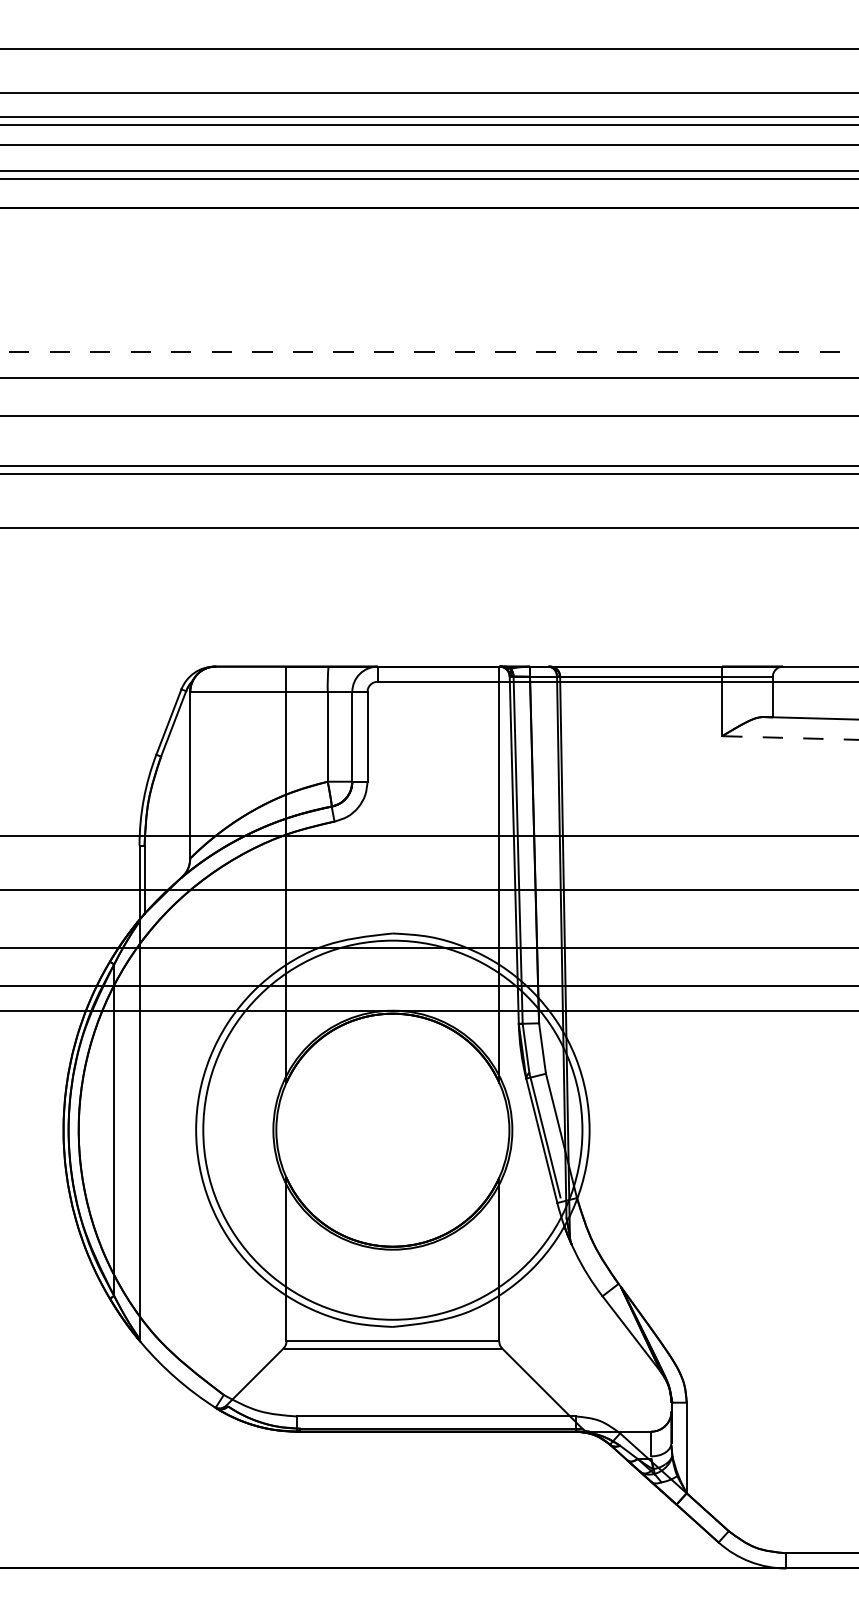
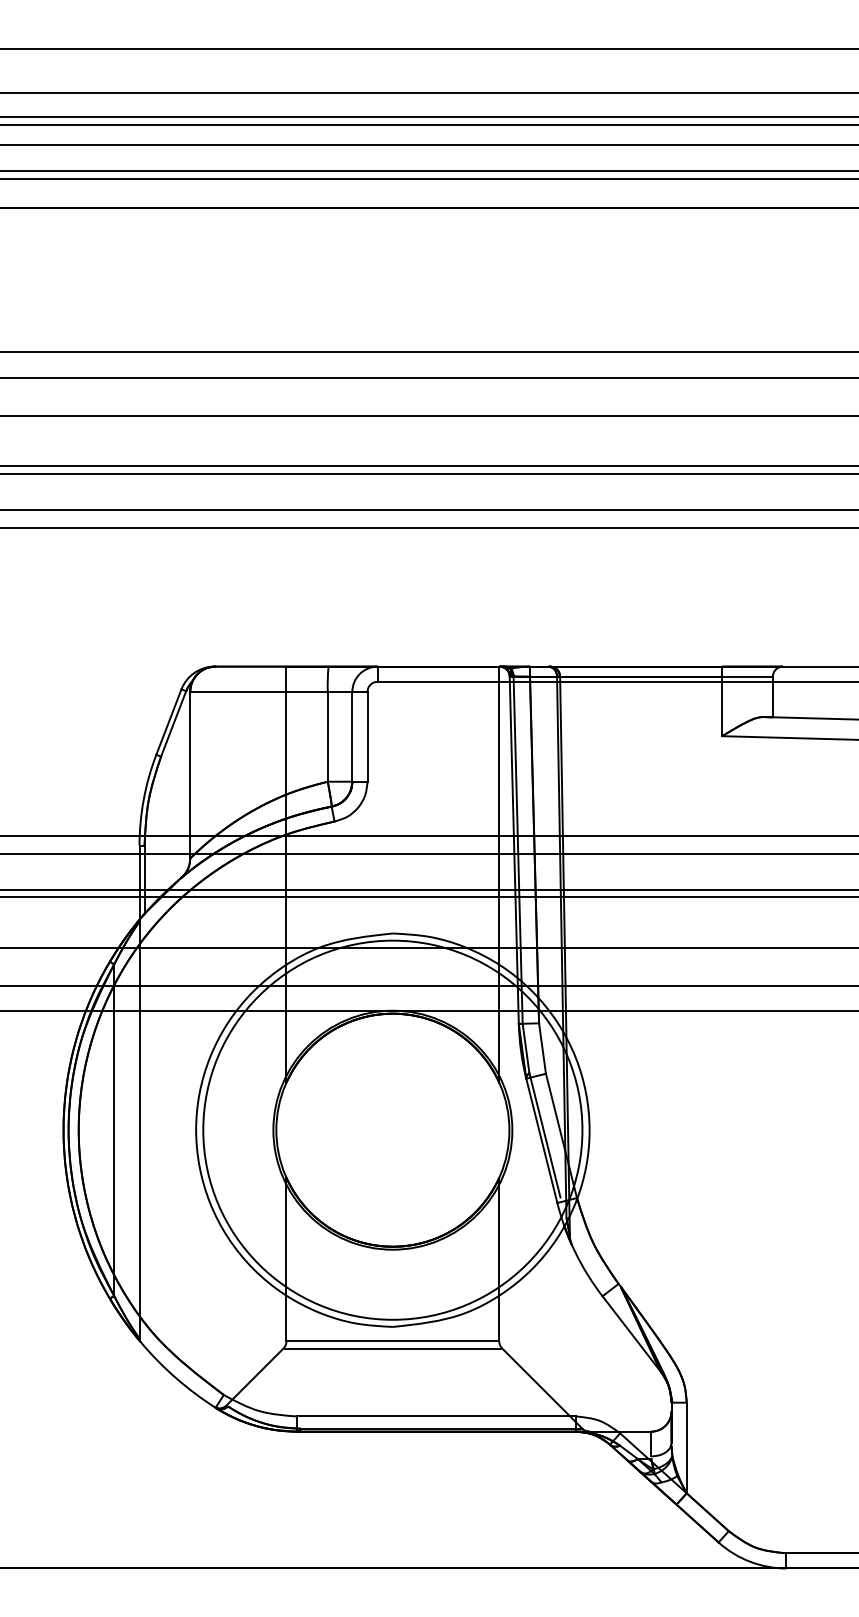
line: dashed -> solid (429, 352)
line: none -> present (428, 509)
line: dashed -> solid (790, 738)
line: none -> present (428, 853)
line: none -> present (428, 897)
